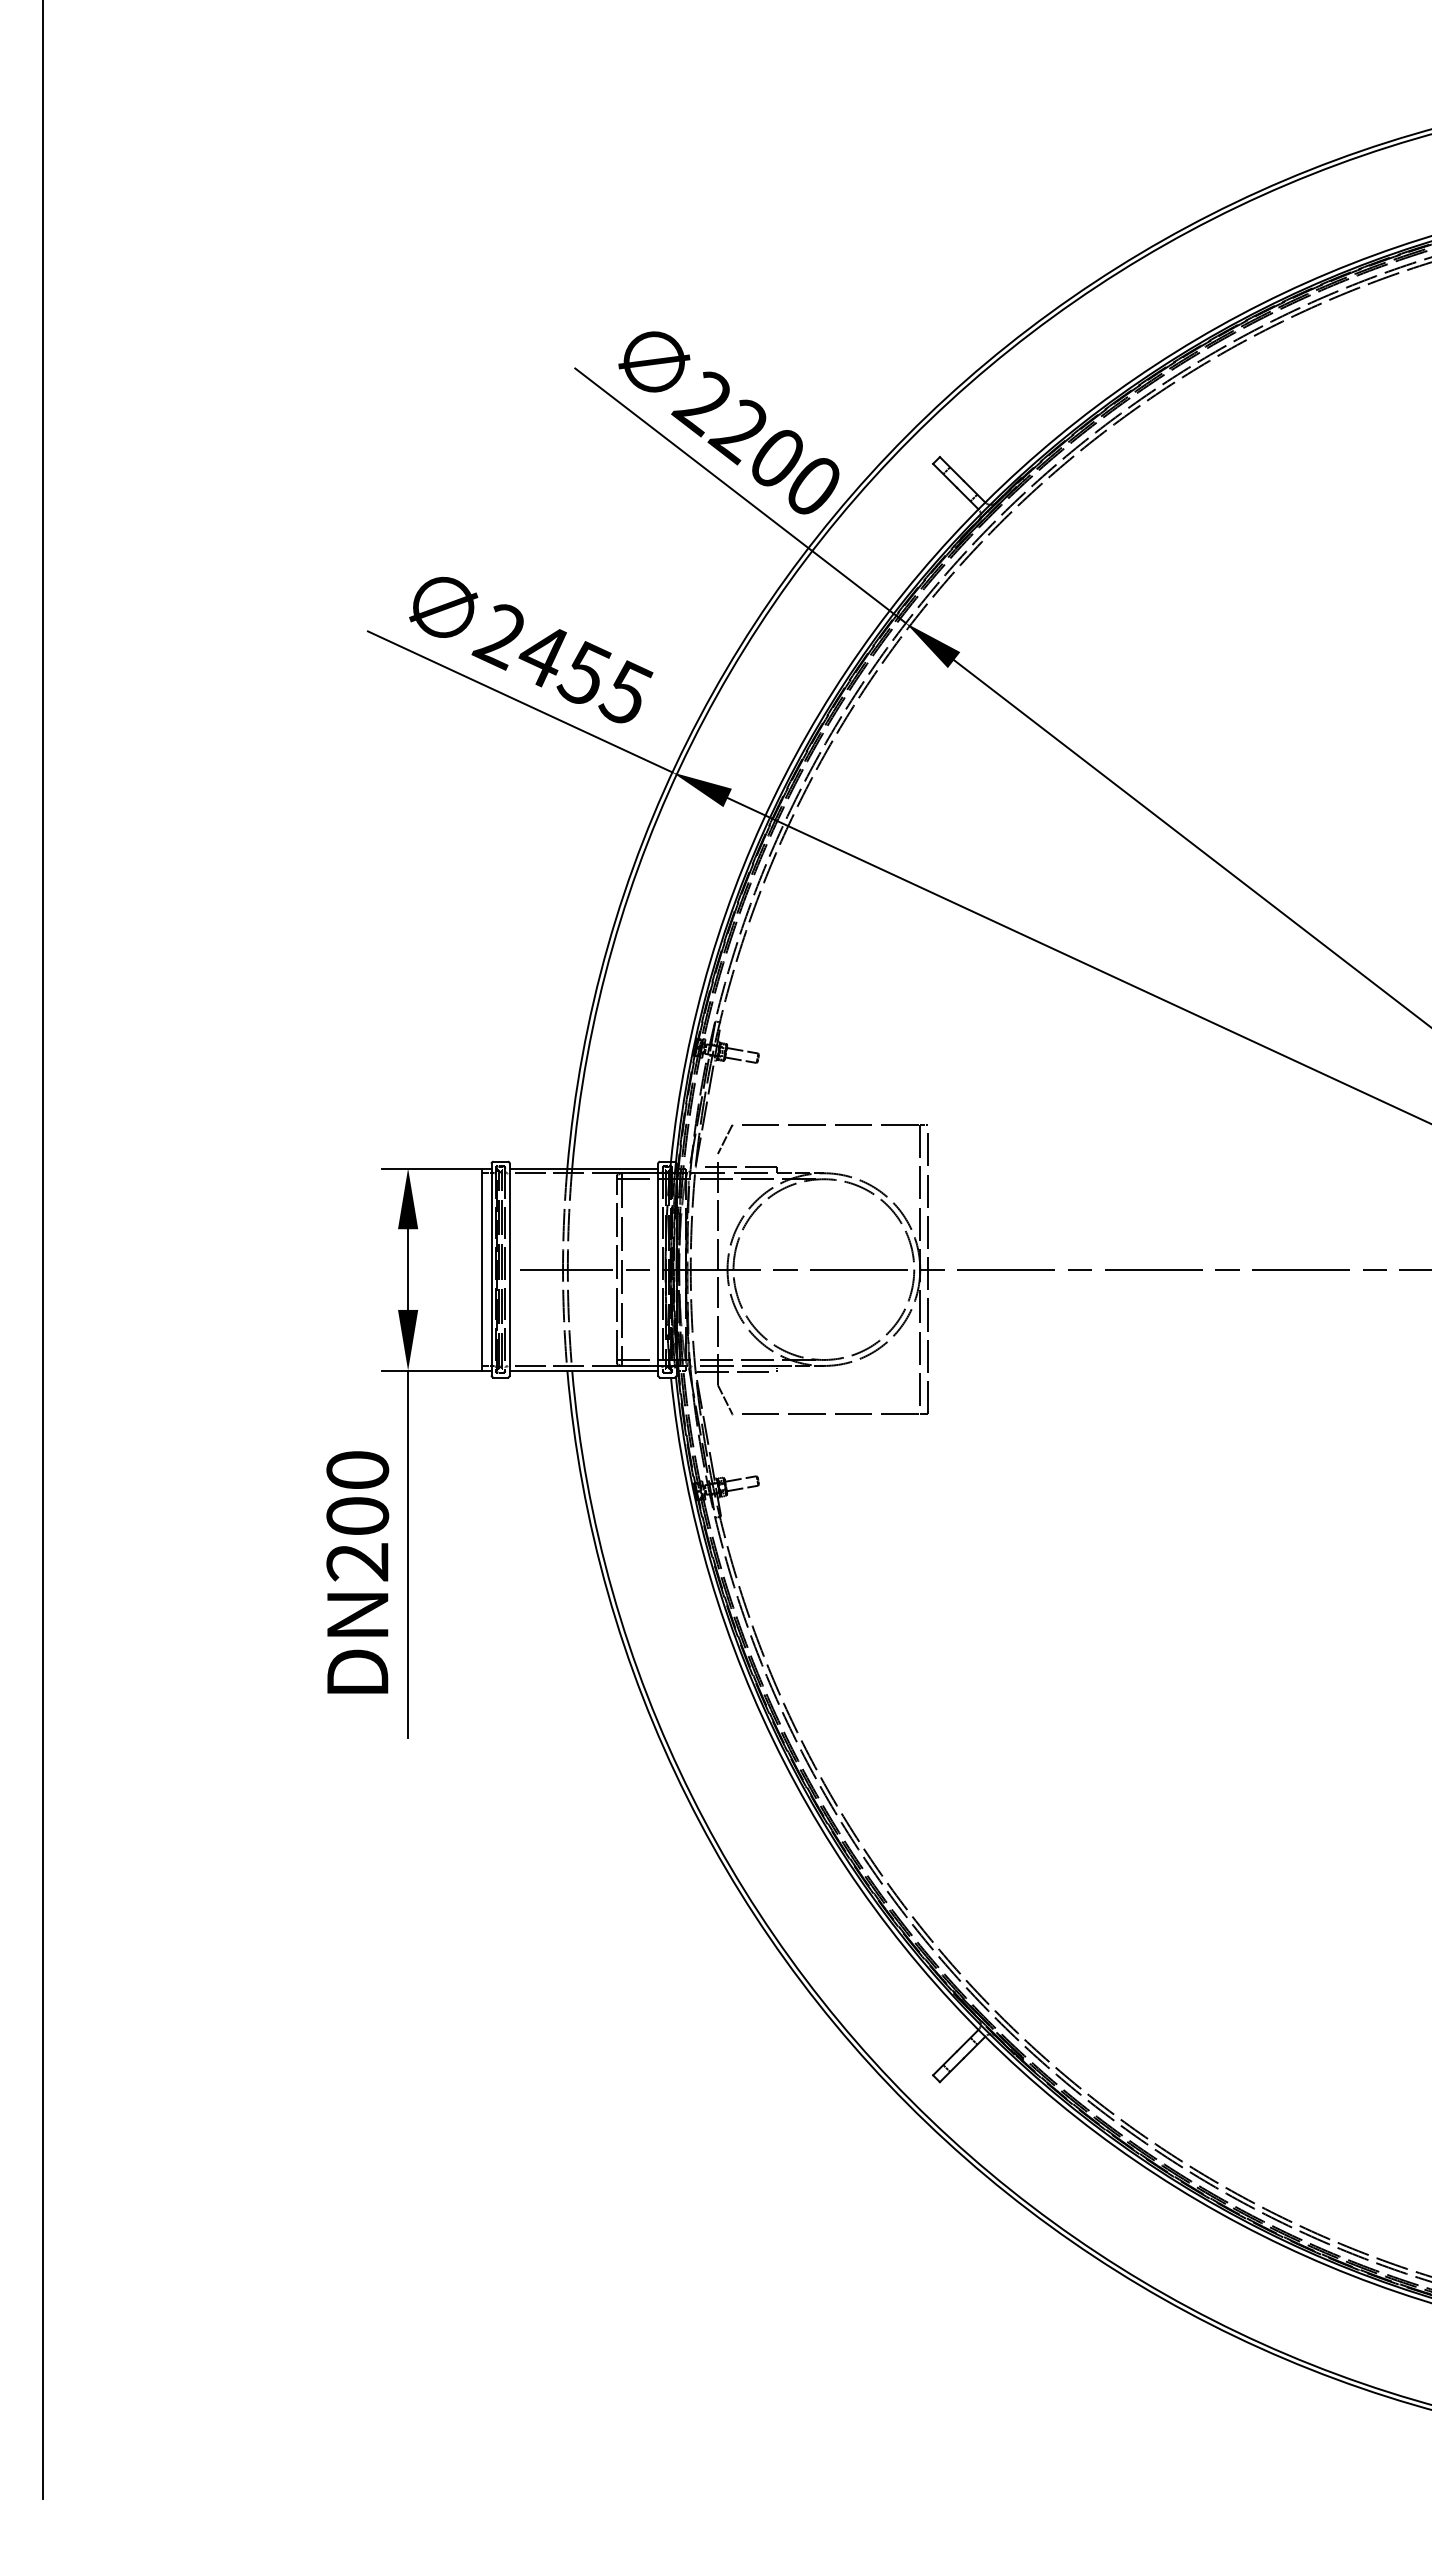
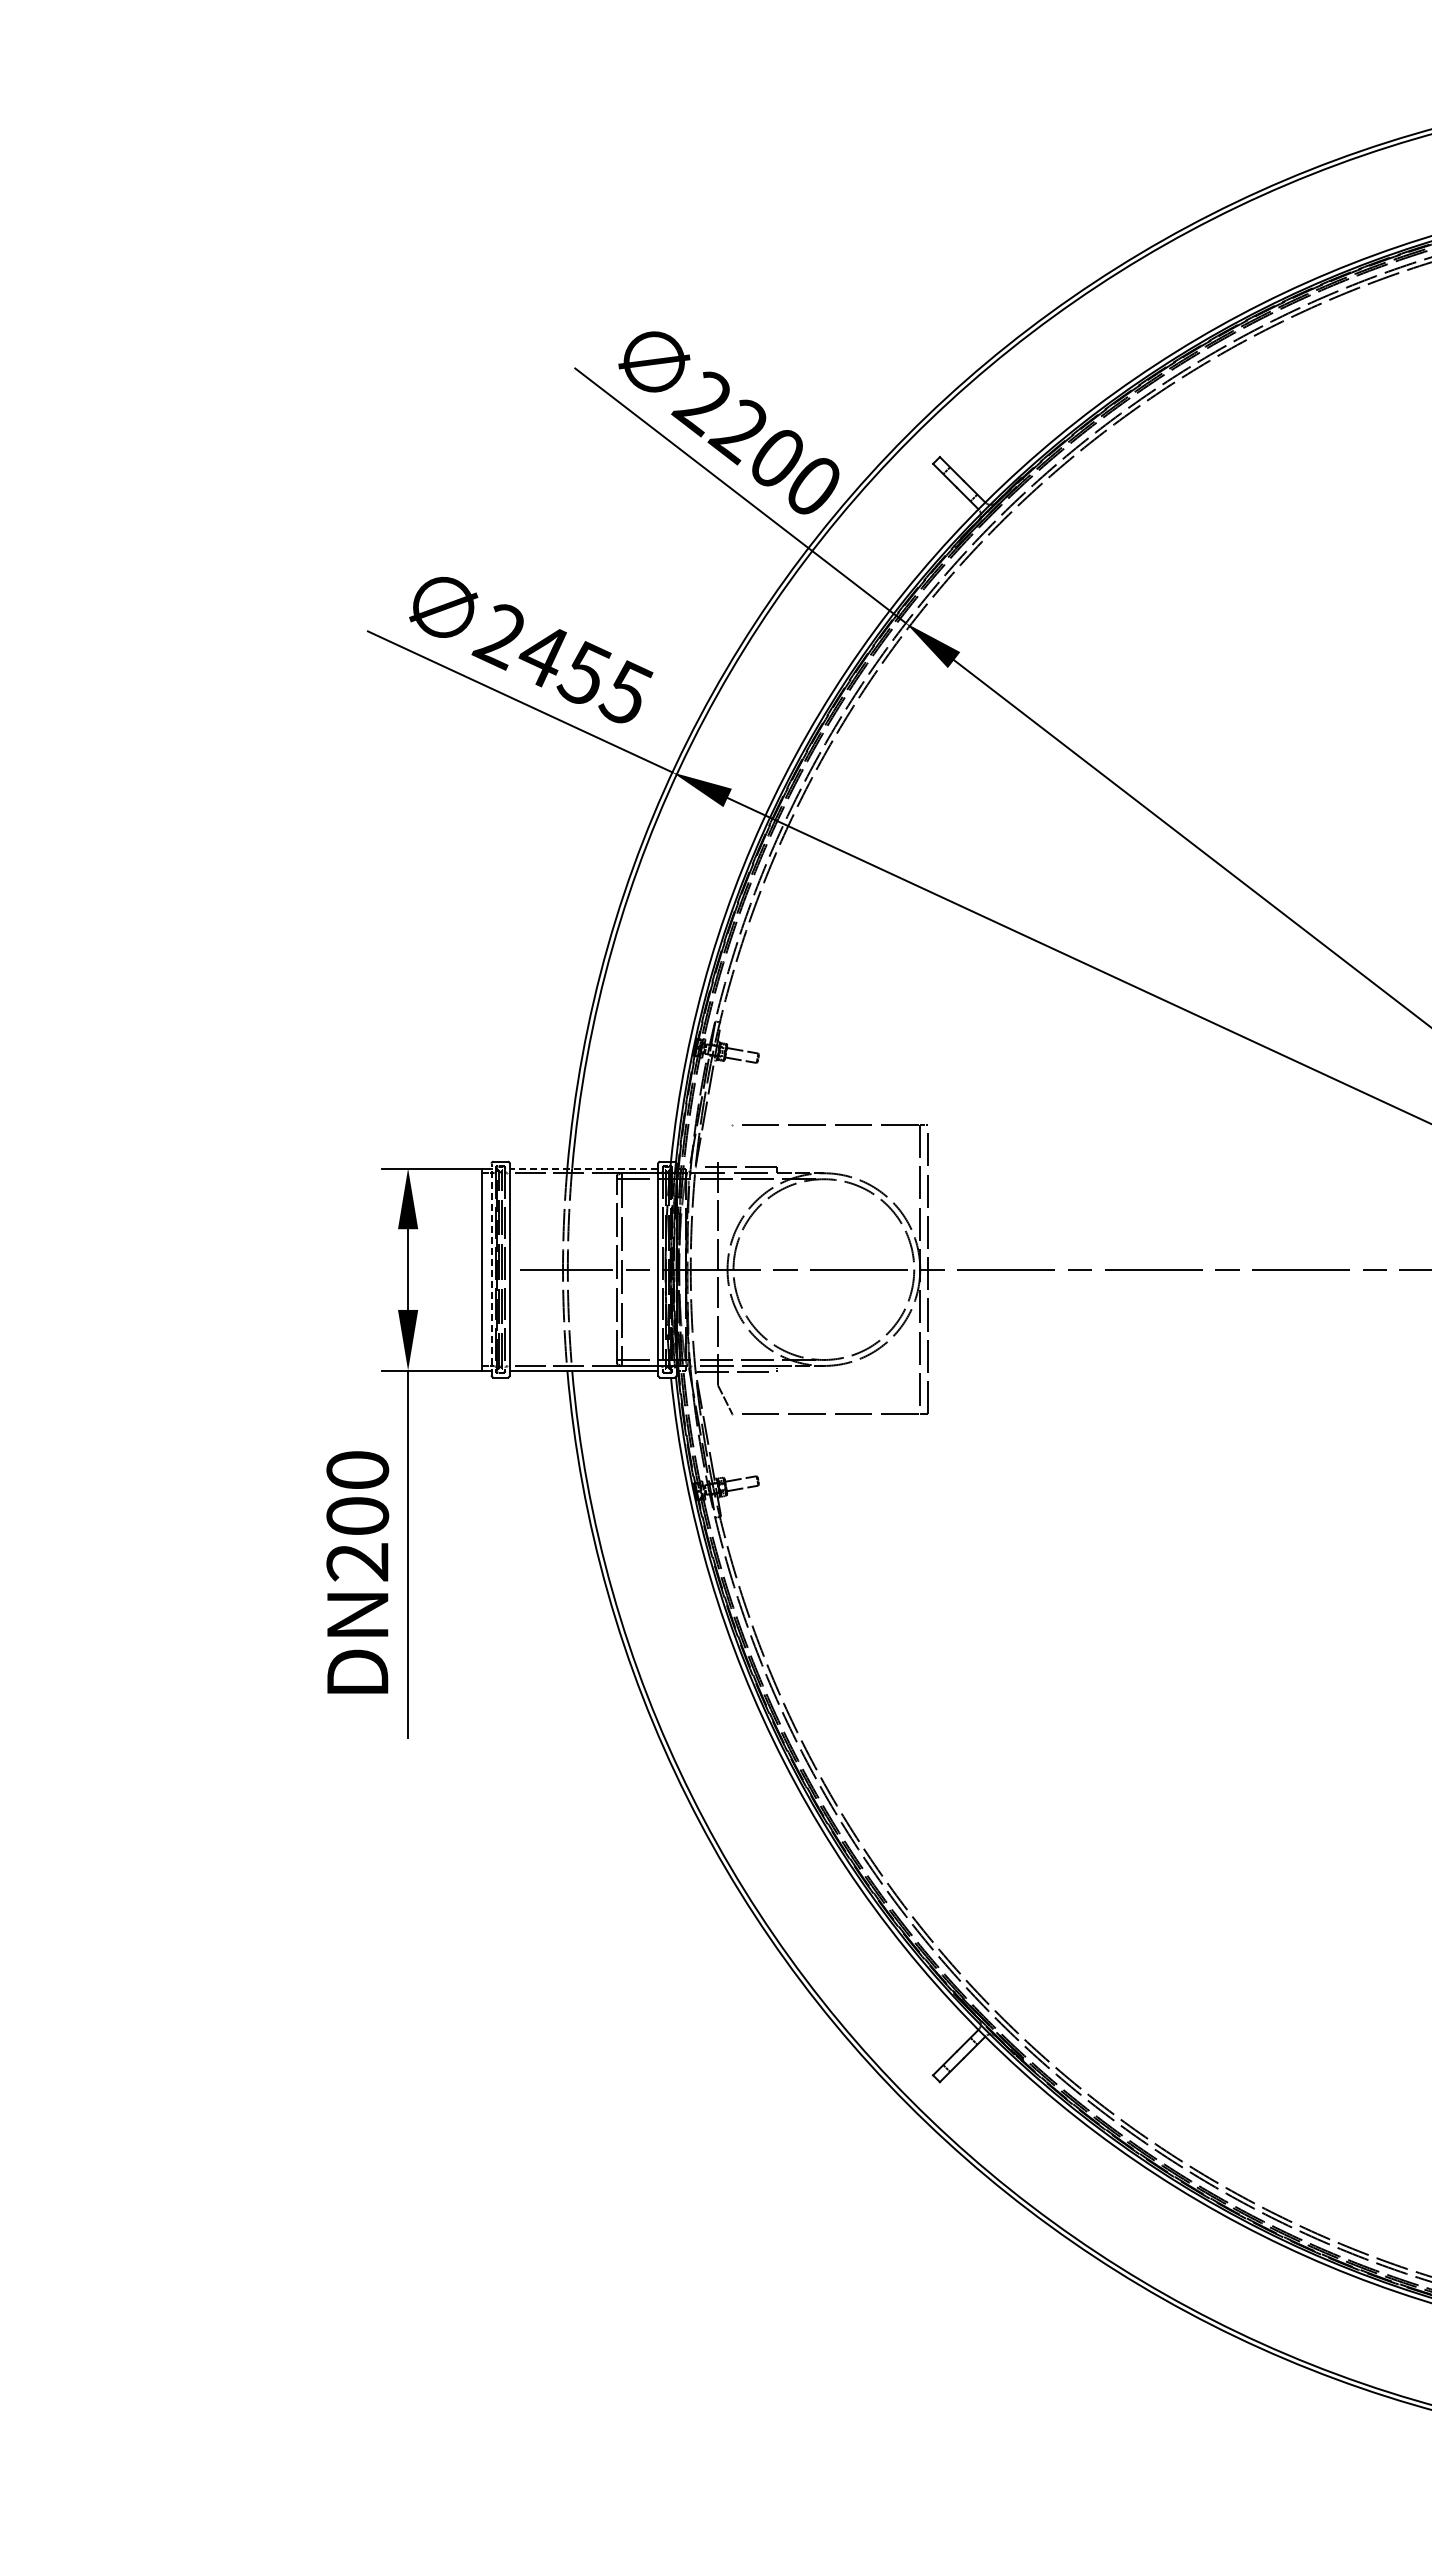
line: present -> none (724, 1139)
line: solid -> dashed (583, 1168)
line: present -> none (42, 1250)
line: solid -> dashed (491, 1269)
